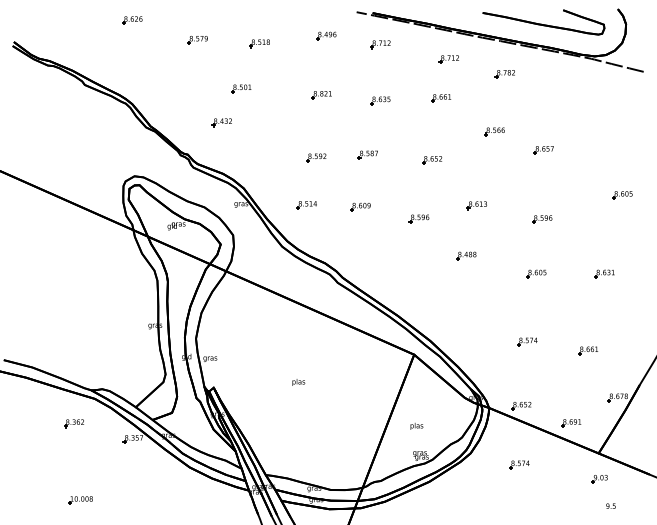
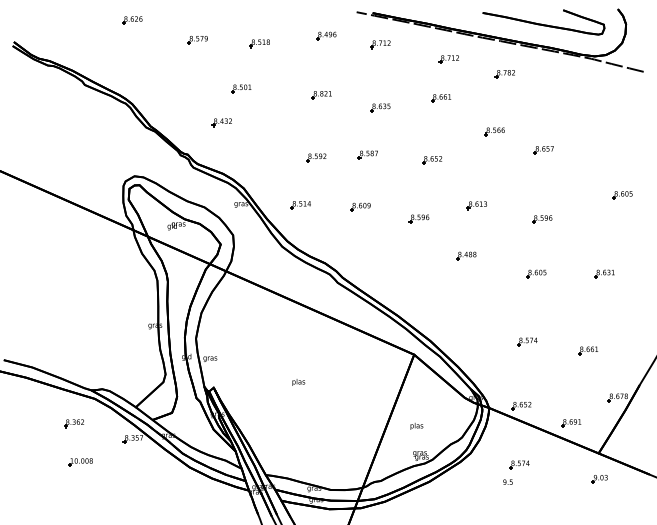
part position: (380, 100) -> (380, 107) (380, 107)
part position: (306, 205) -> (300, 205) (300, 205)
part position: (80, 500) -> (80, 462) (80, 462)
text position: (610, 505) -> (507, 481) (507, 481)
